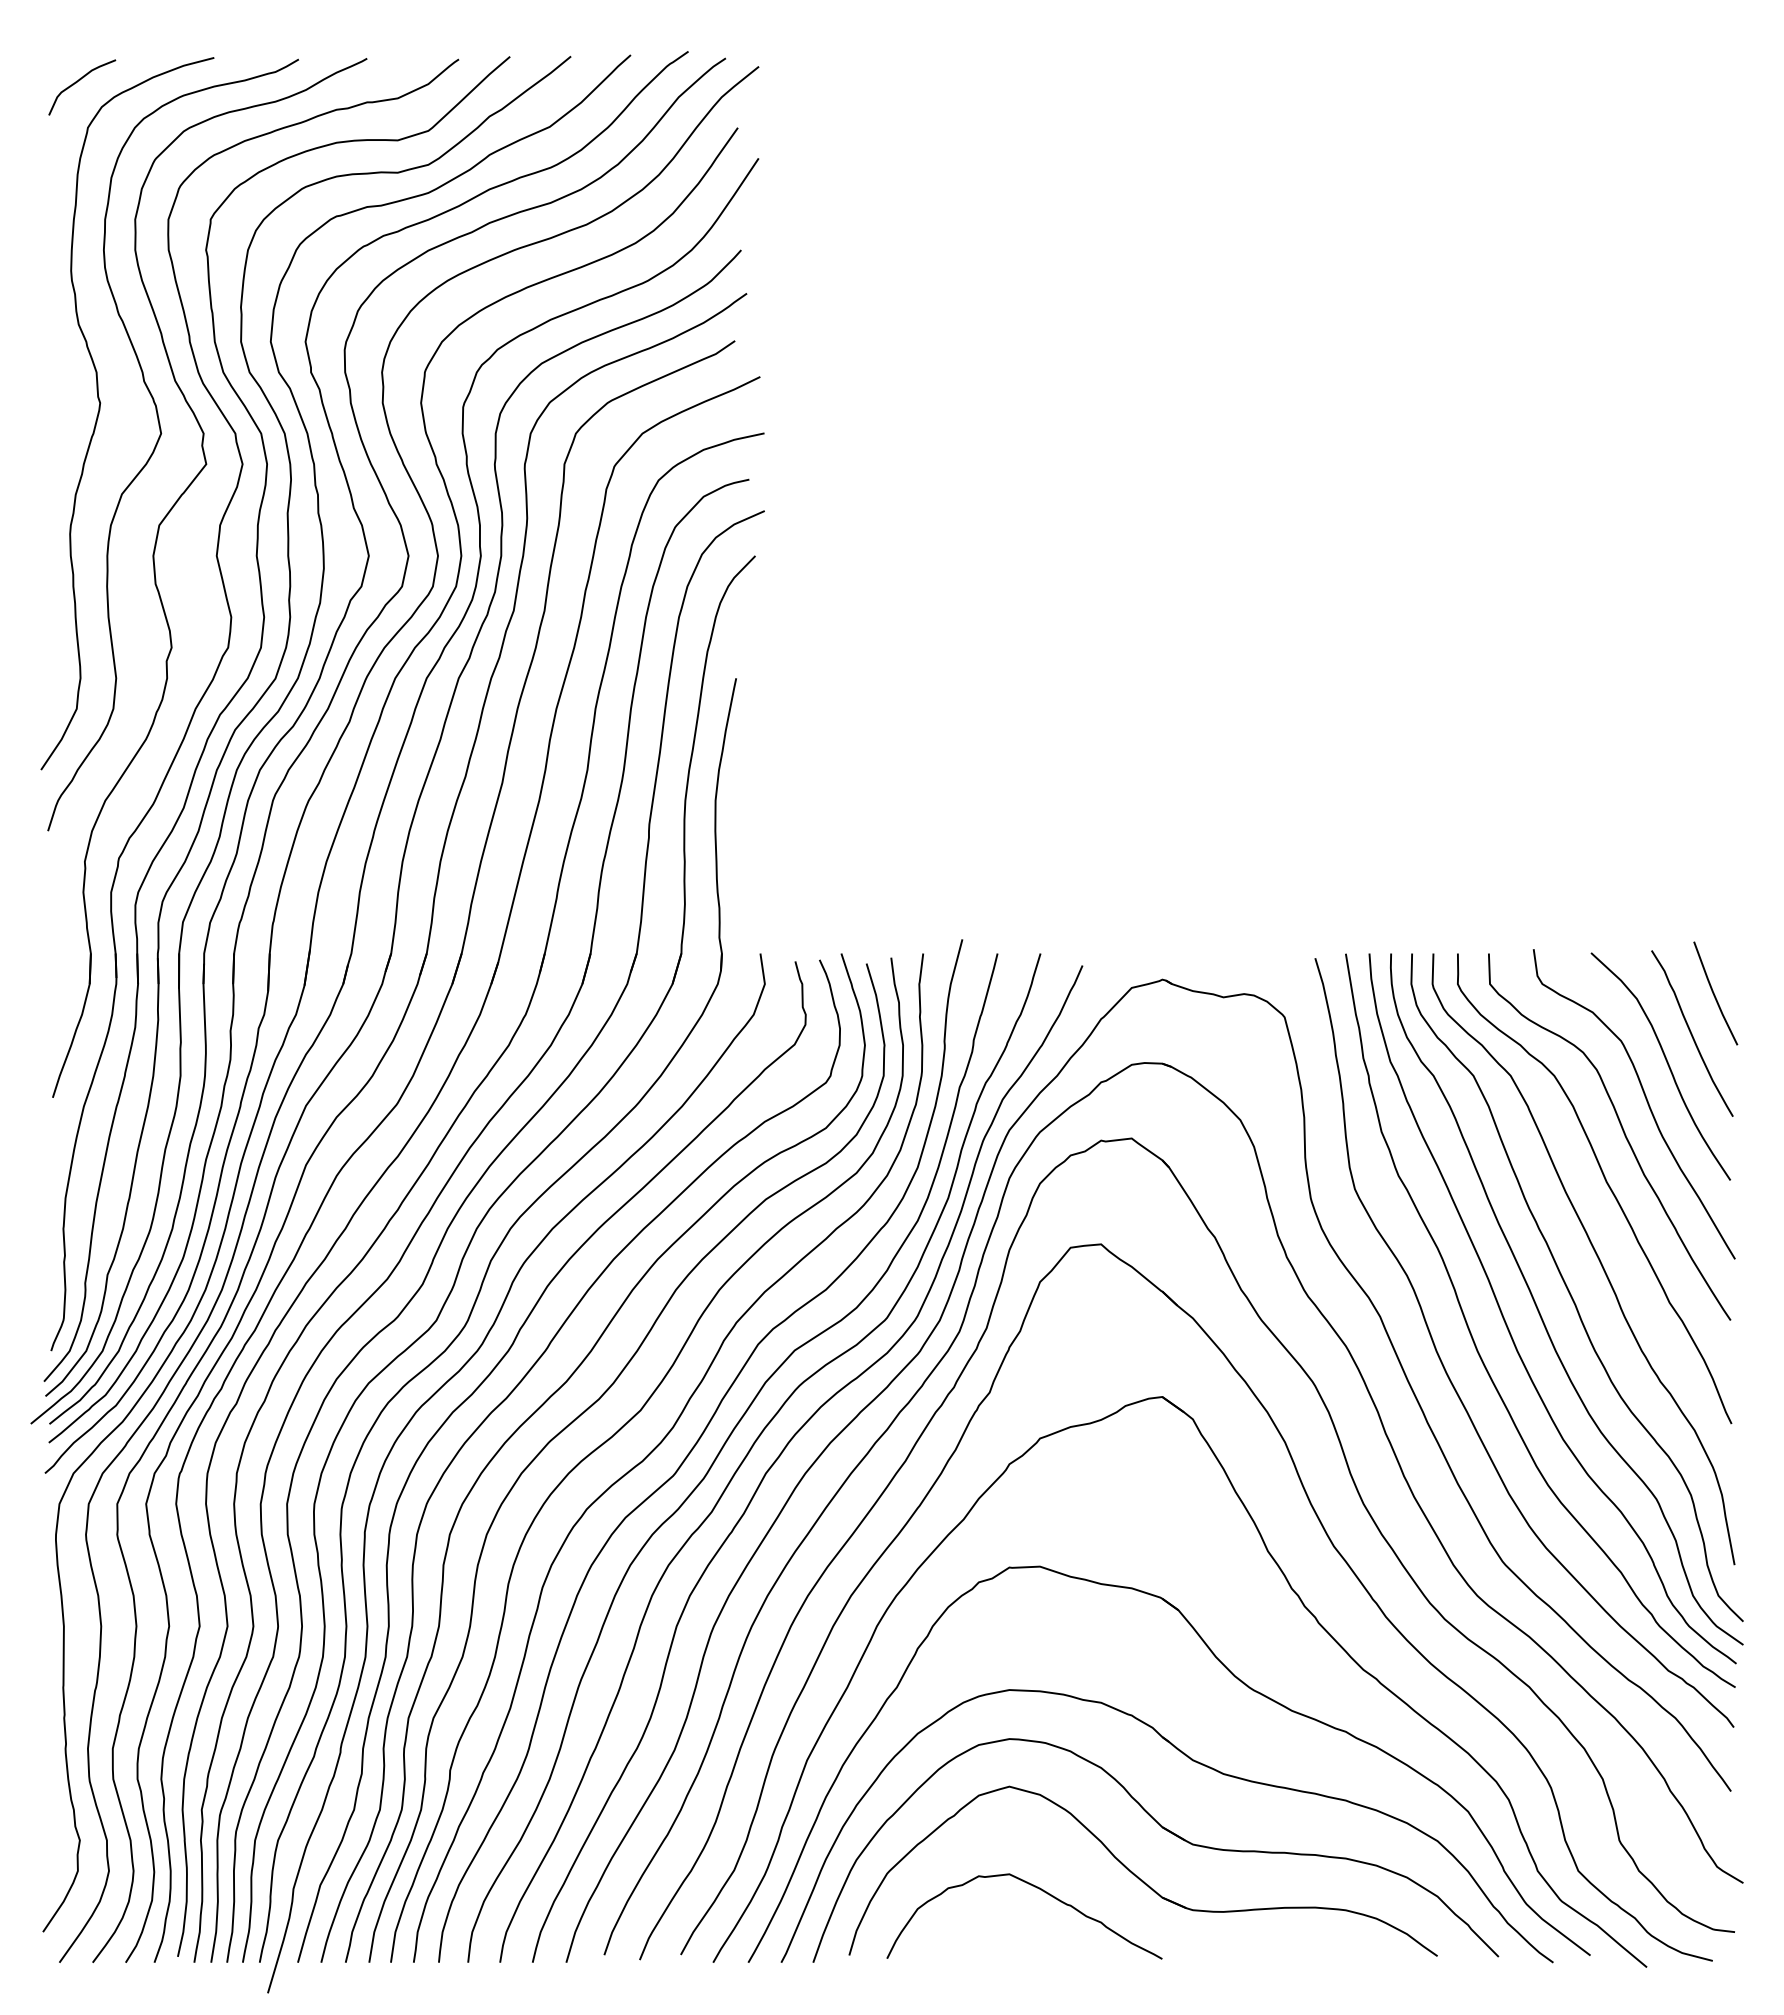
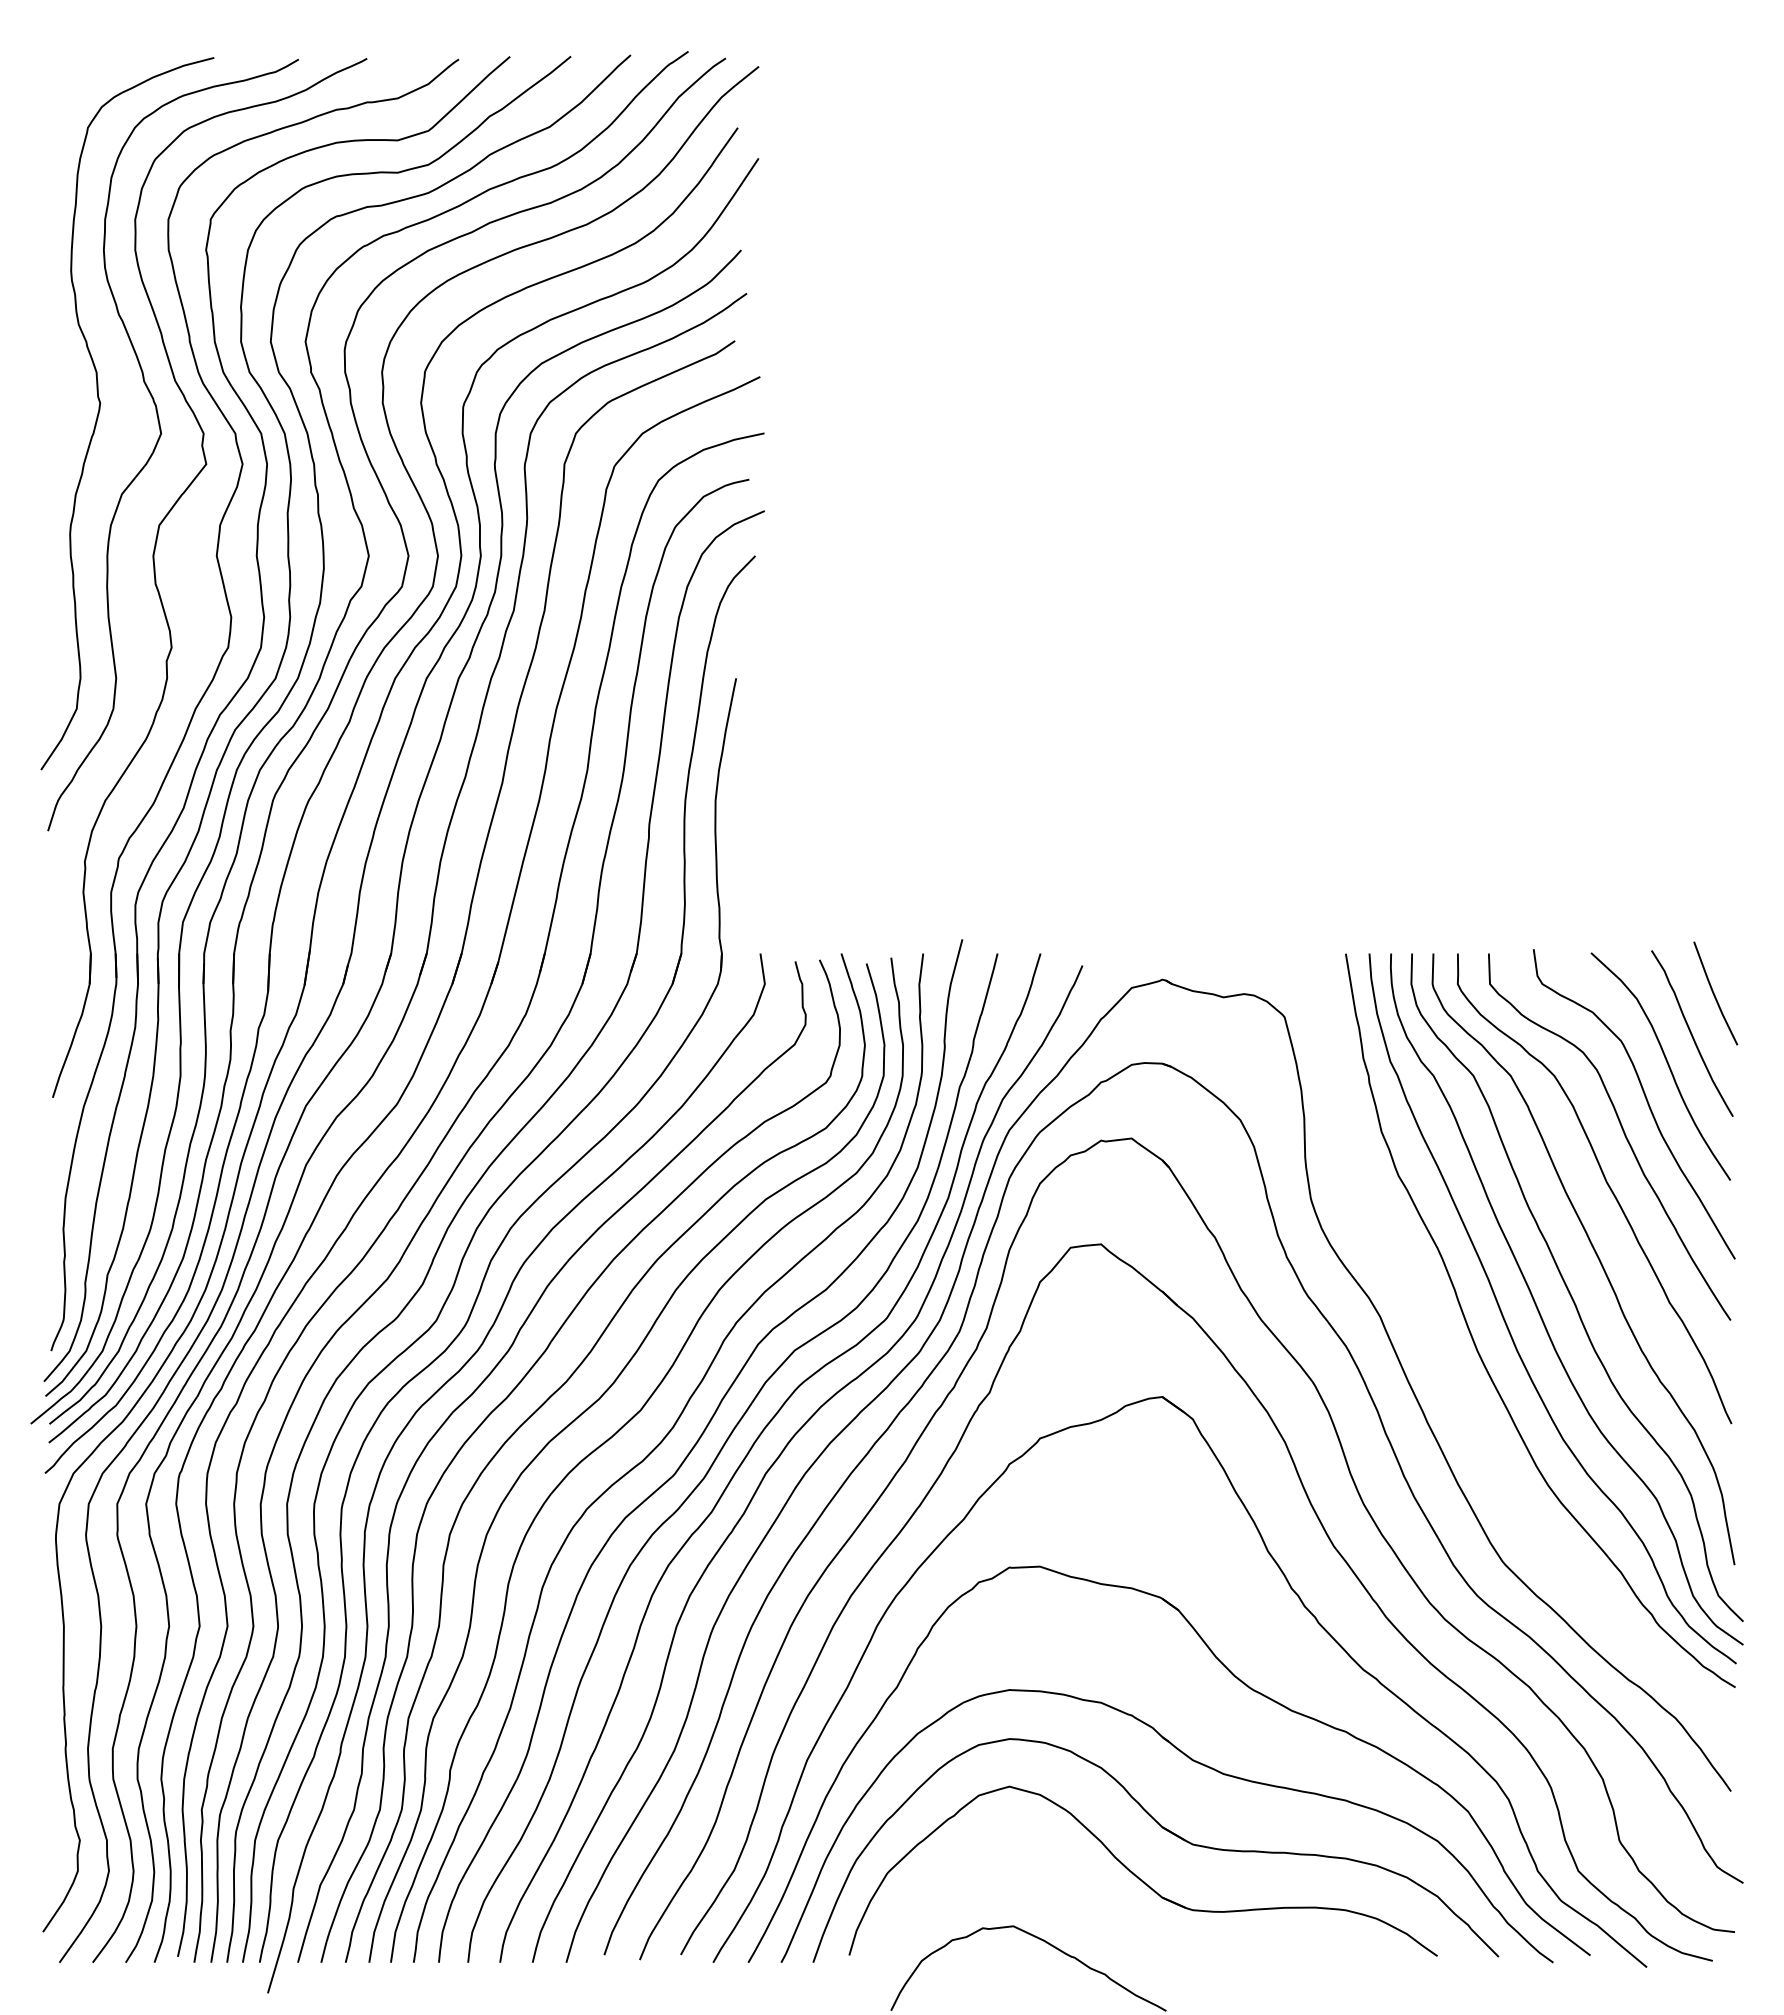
curve: present -> none (79, 81)
curve: present -> none (1450, 1378)
curve position: (1040, 1890) -> (1044, 1942) (1044, 1942)
